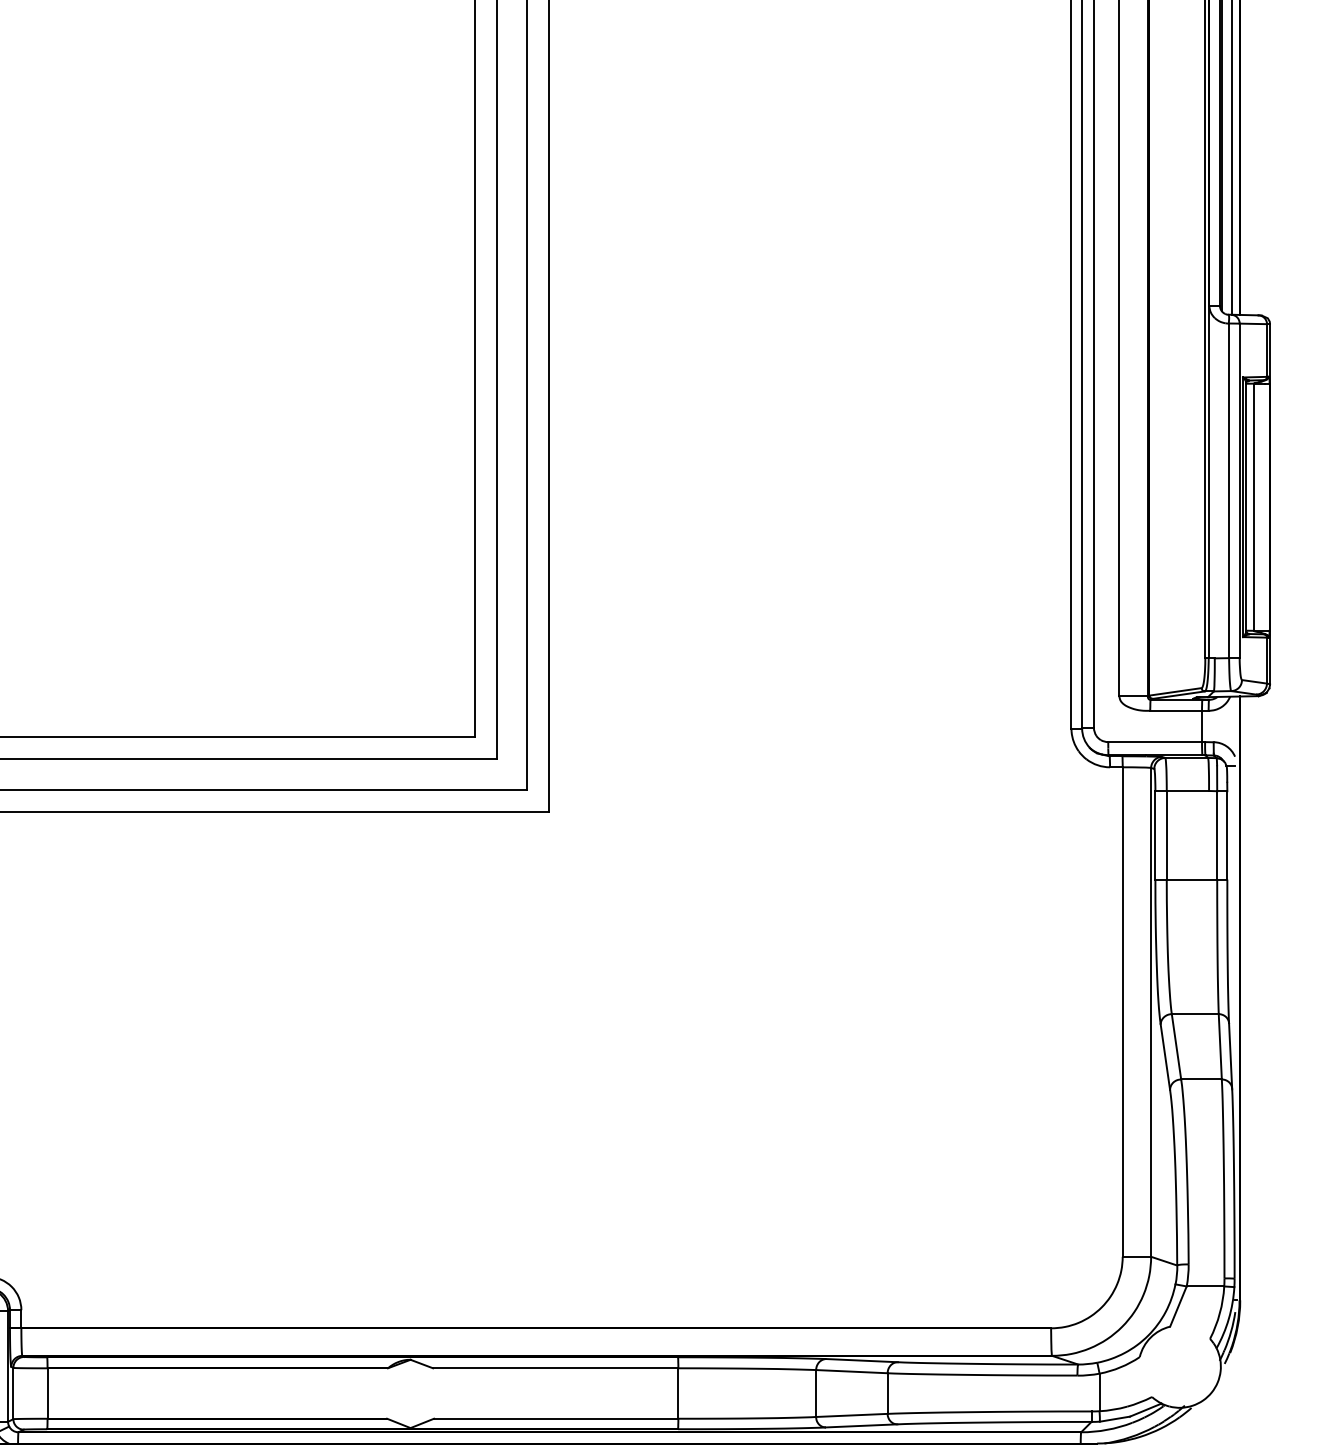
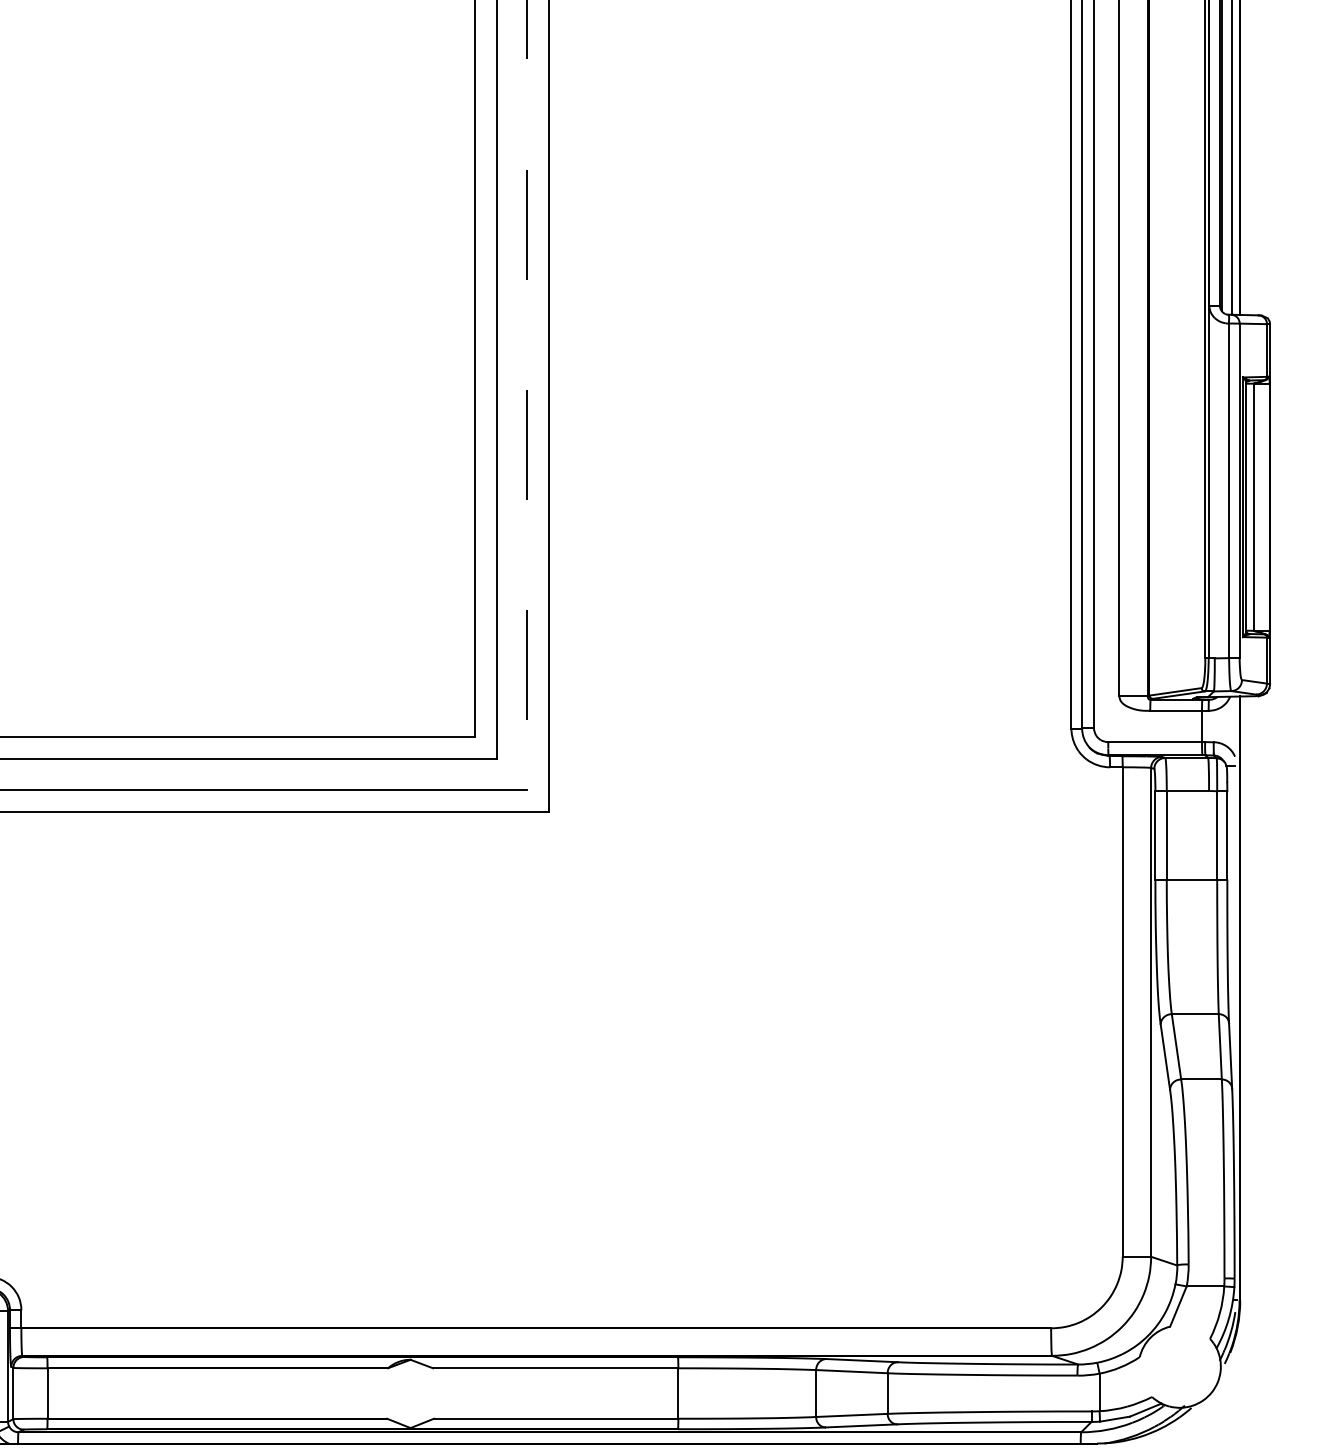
line: solid -> dashed (527, 395)
